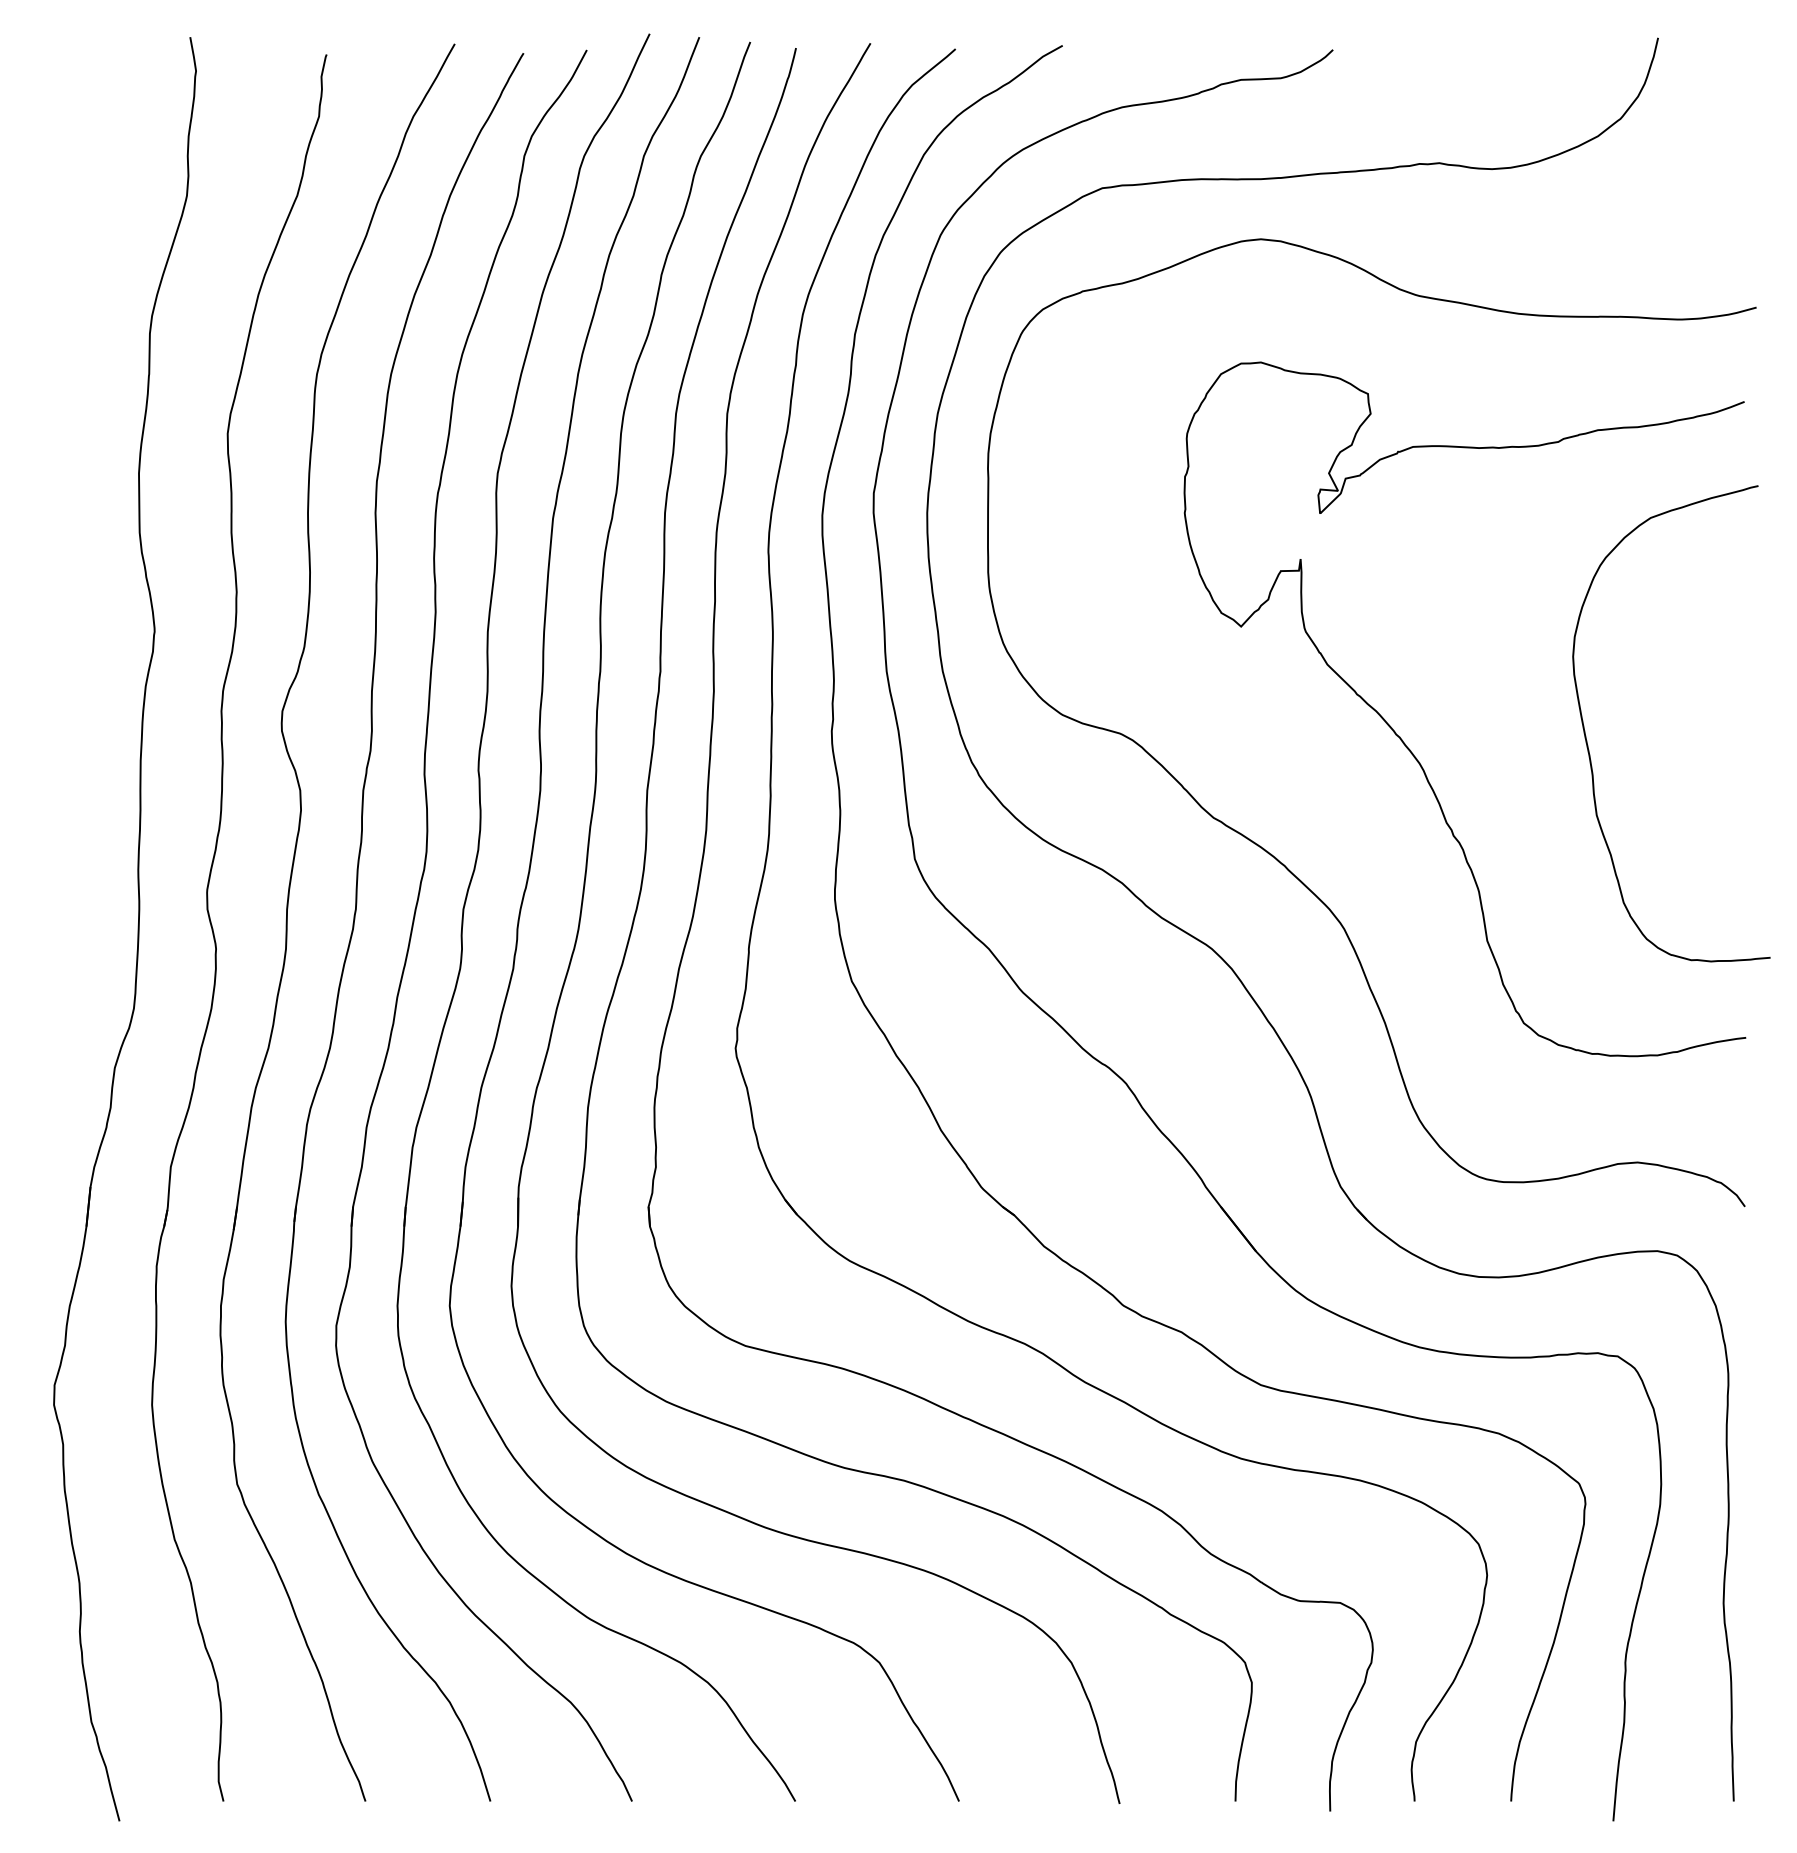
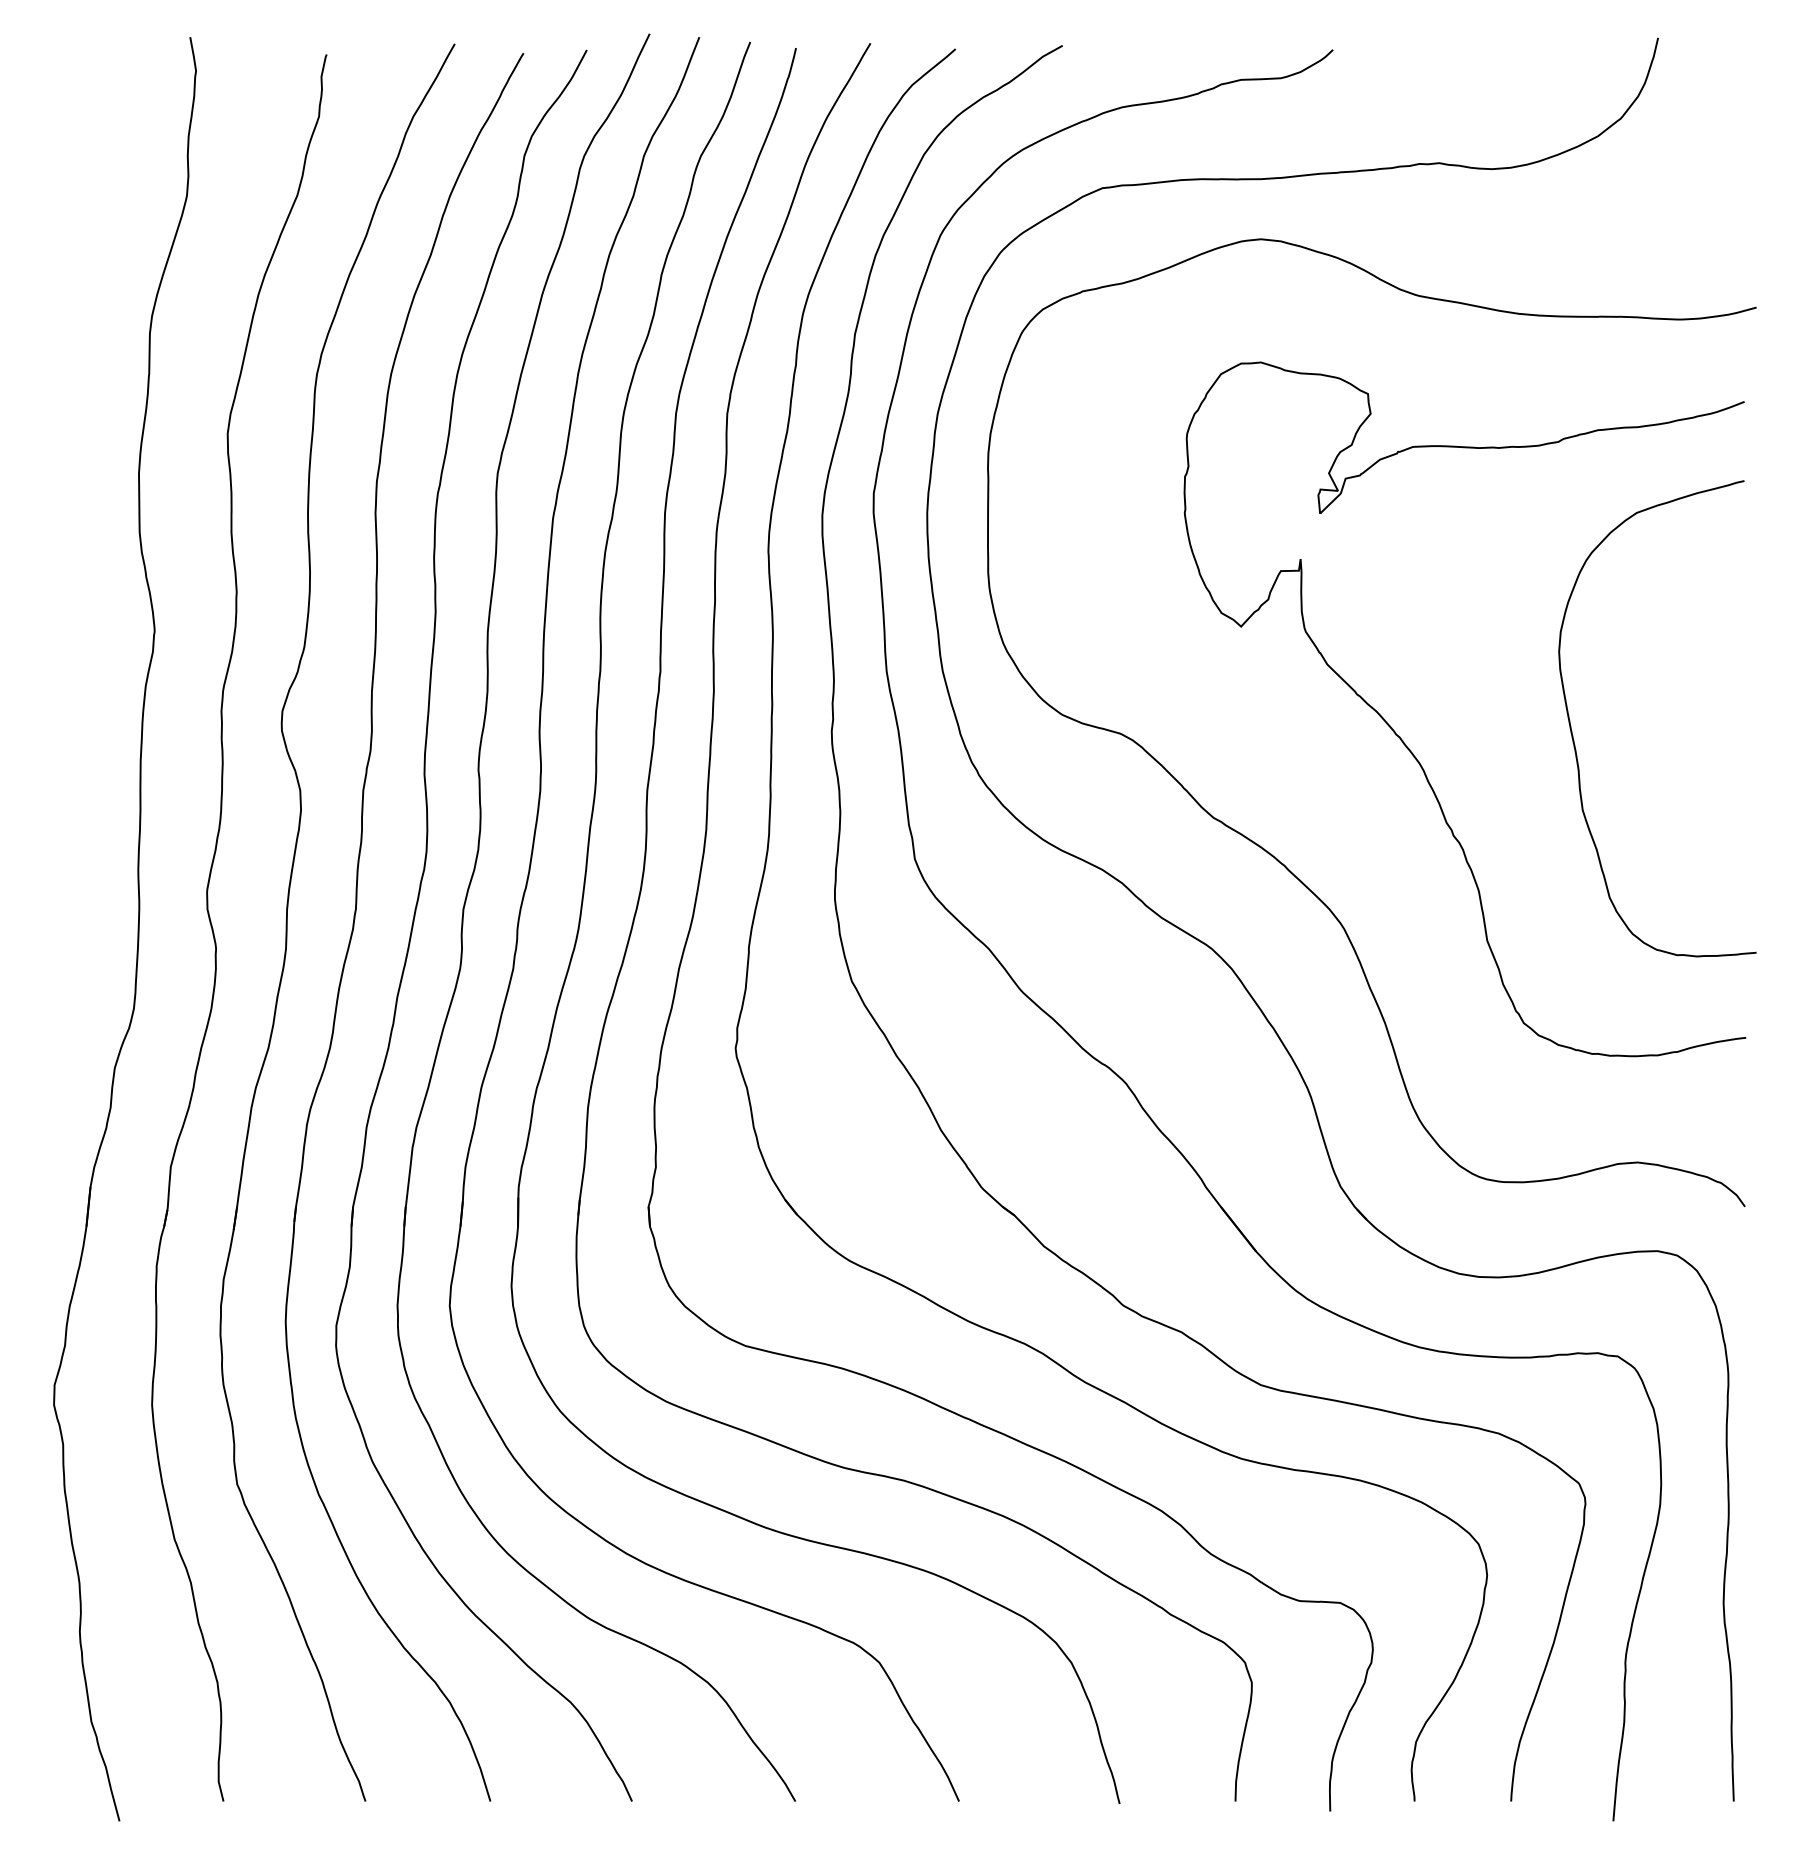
curve position: (1587, 740) -> (1573, 735) (1573, 735)
